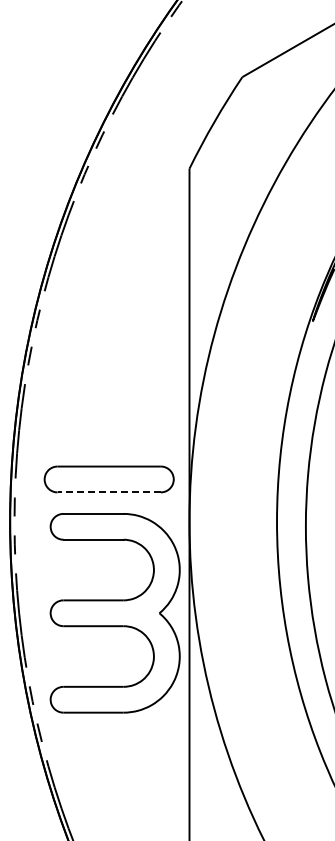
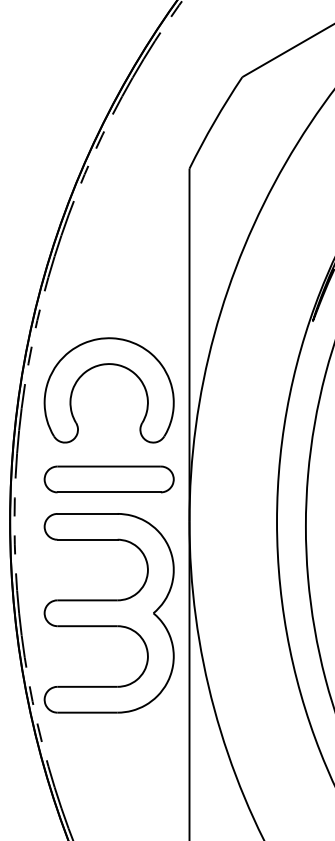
part: none -> present (106, 365)
line: dashed -> solid (109, 492)
part position: (114, 613) -> (108, 613) (108, 613)
